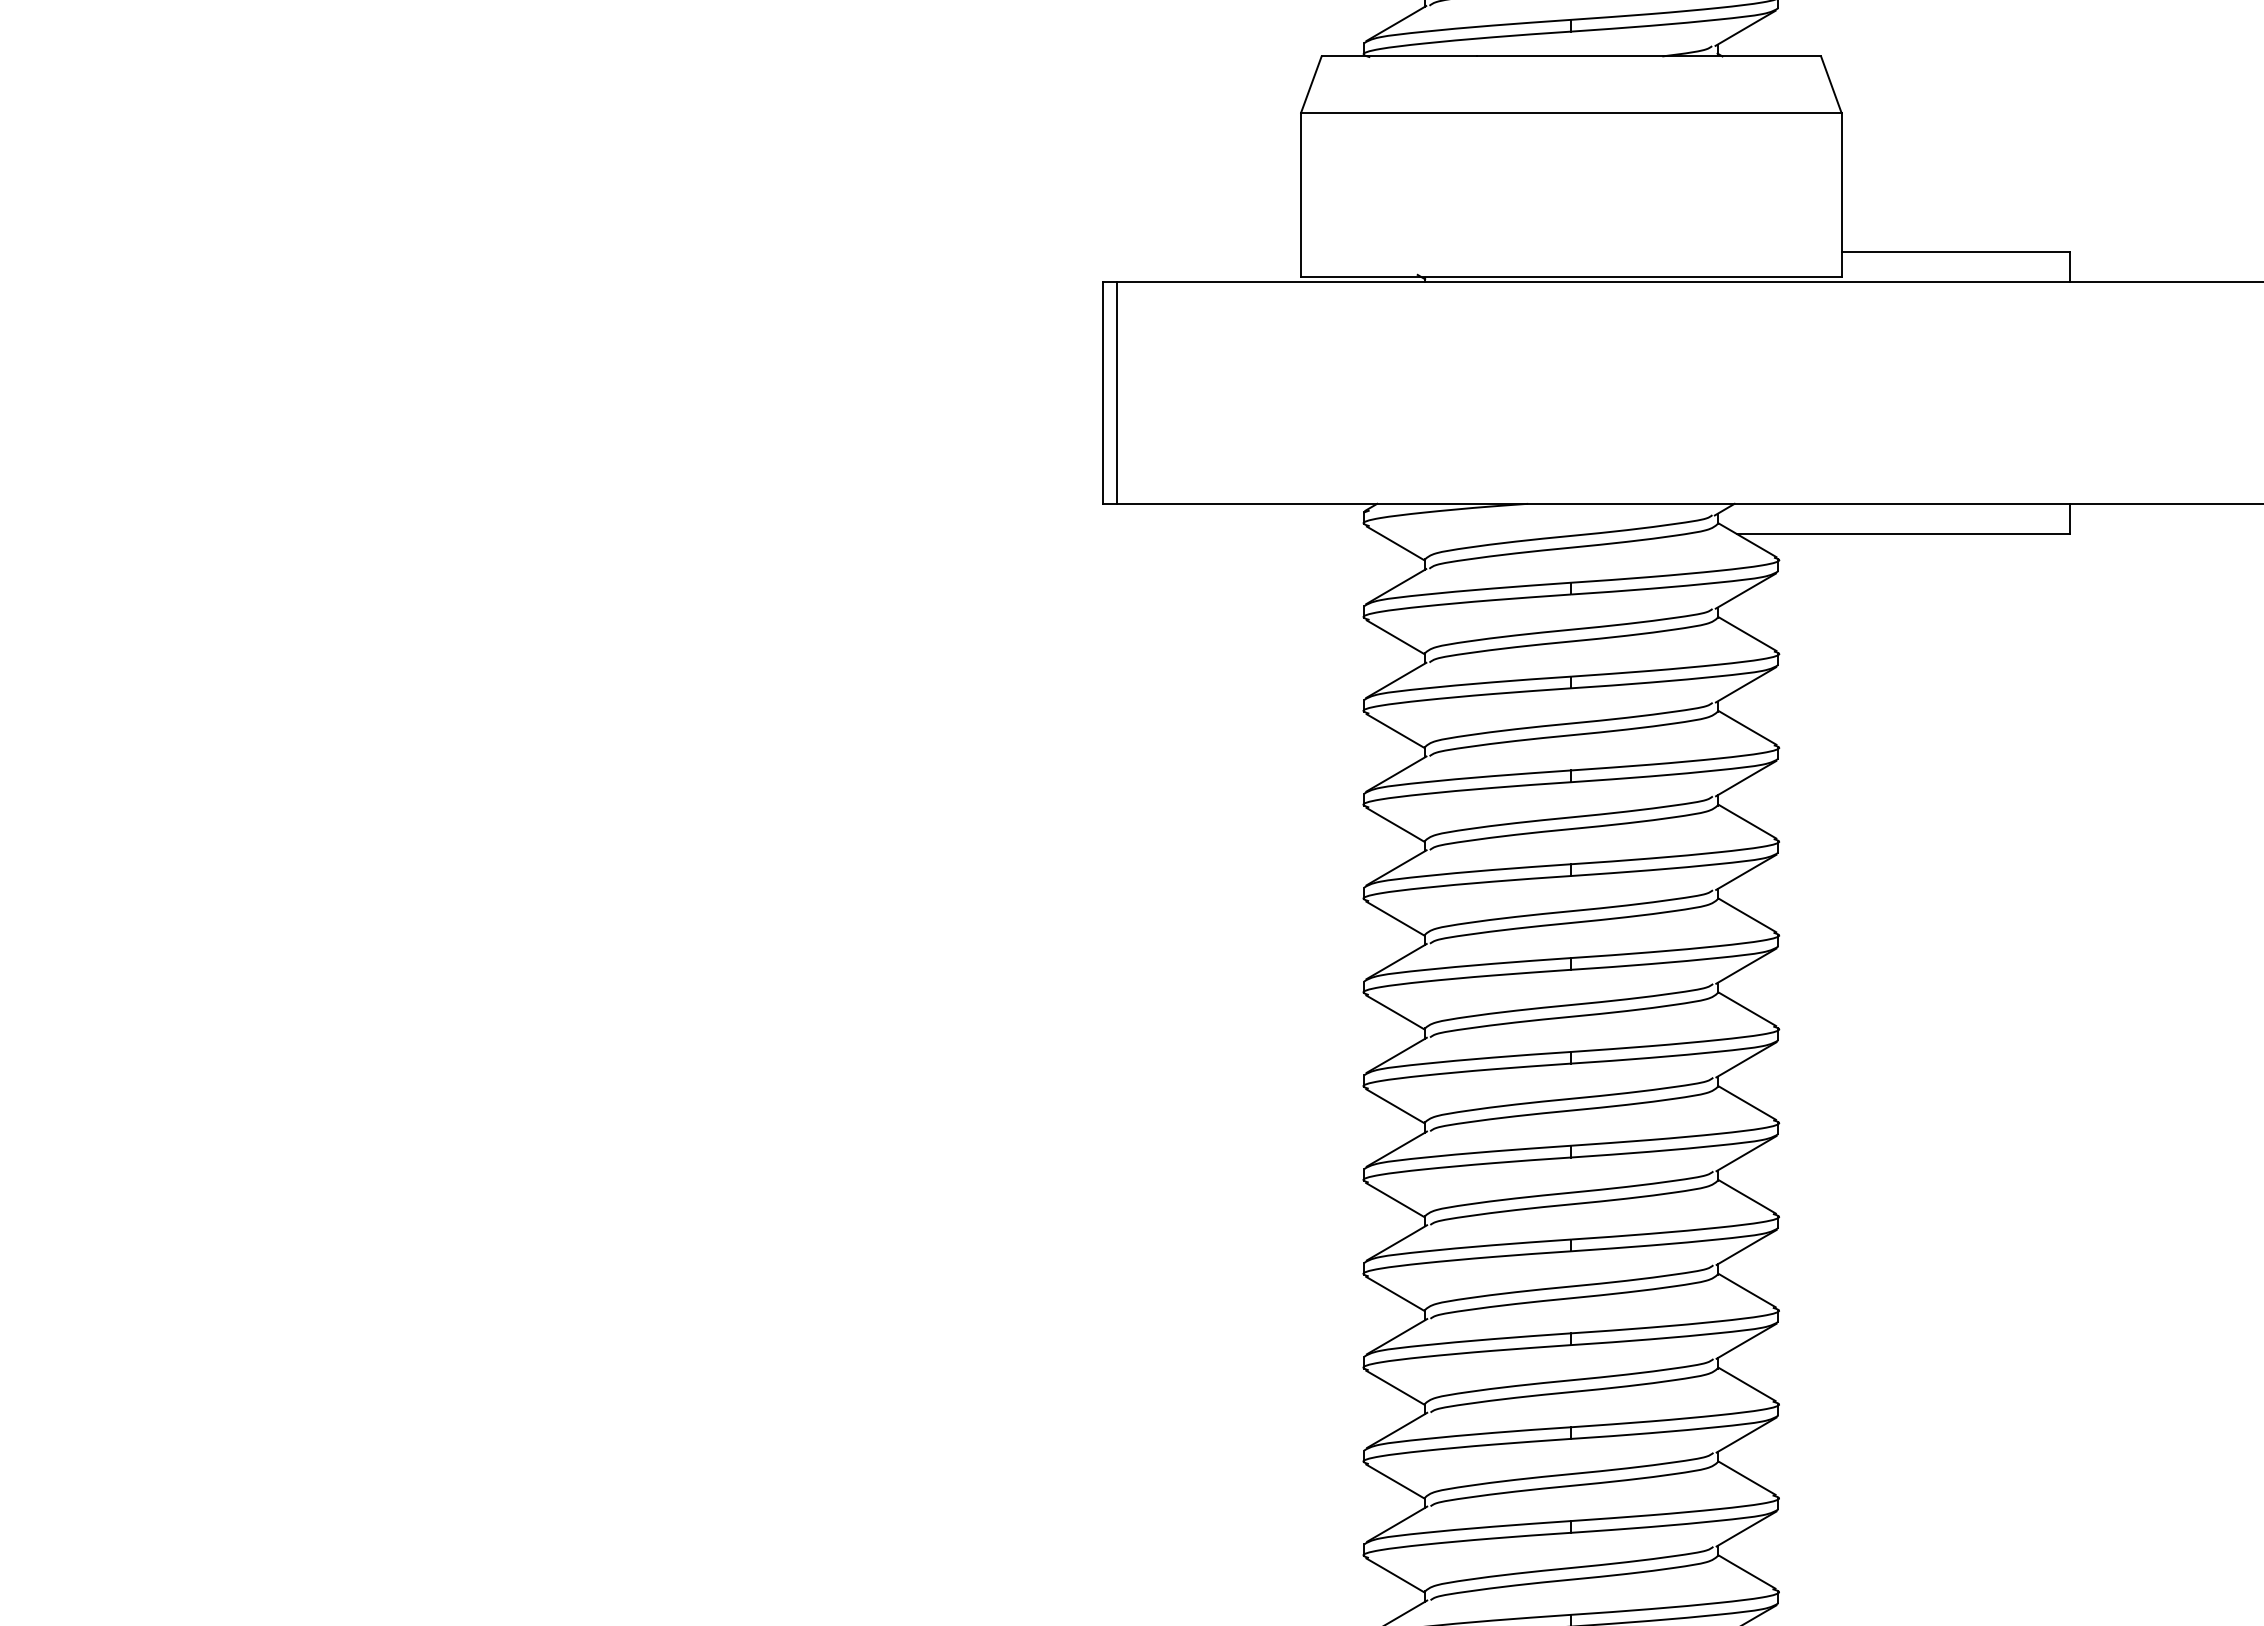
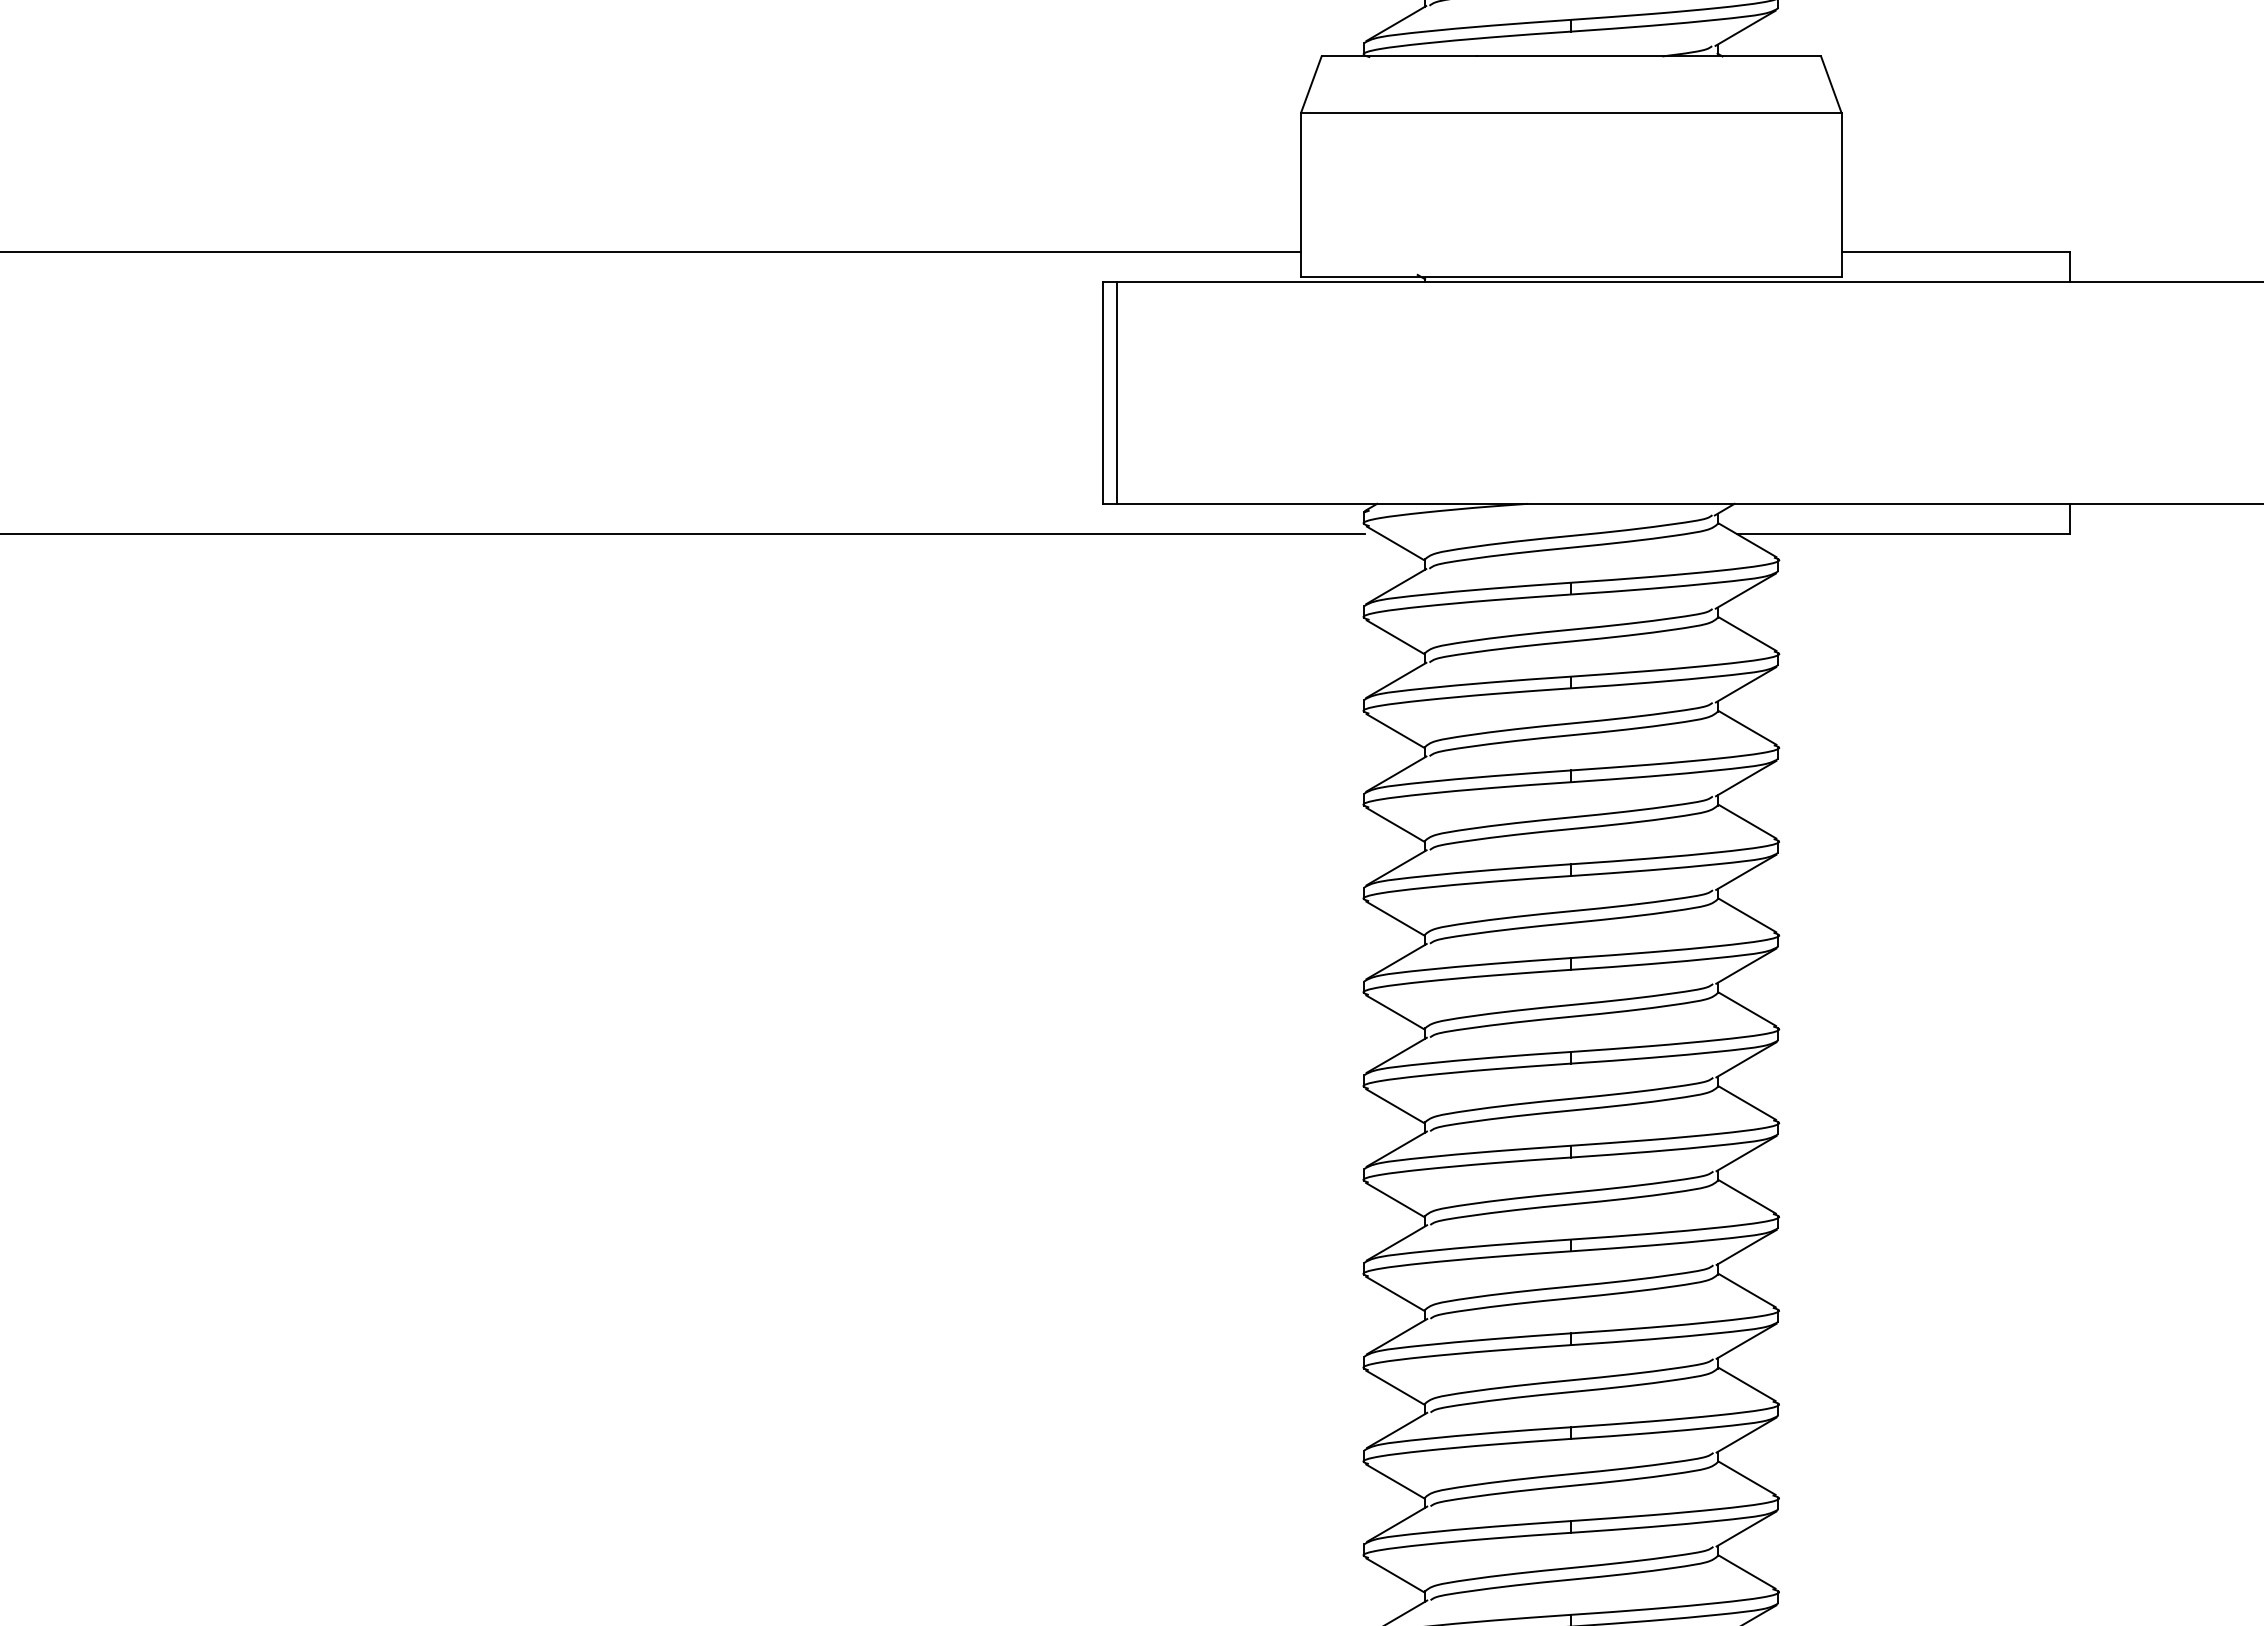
line: none -> present (651, 251)
line: none -> present (683, 533)
